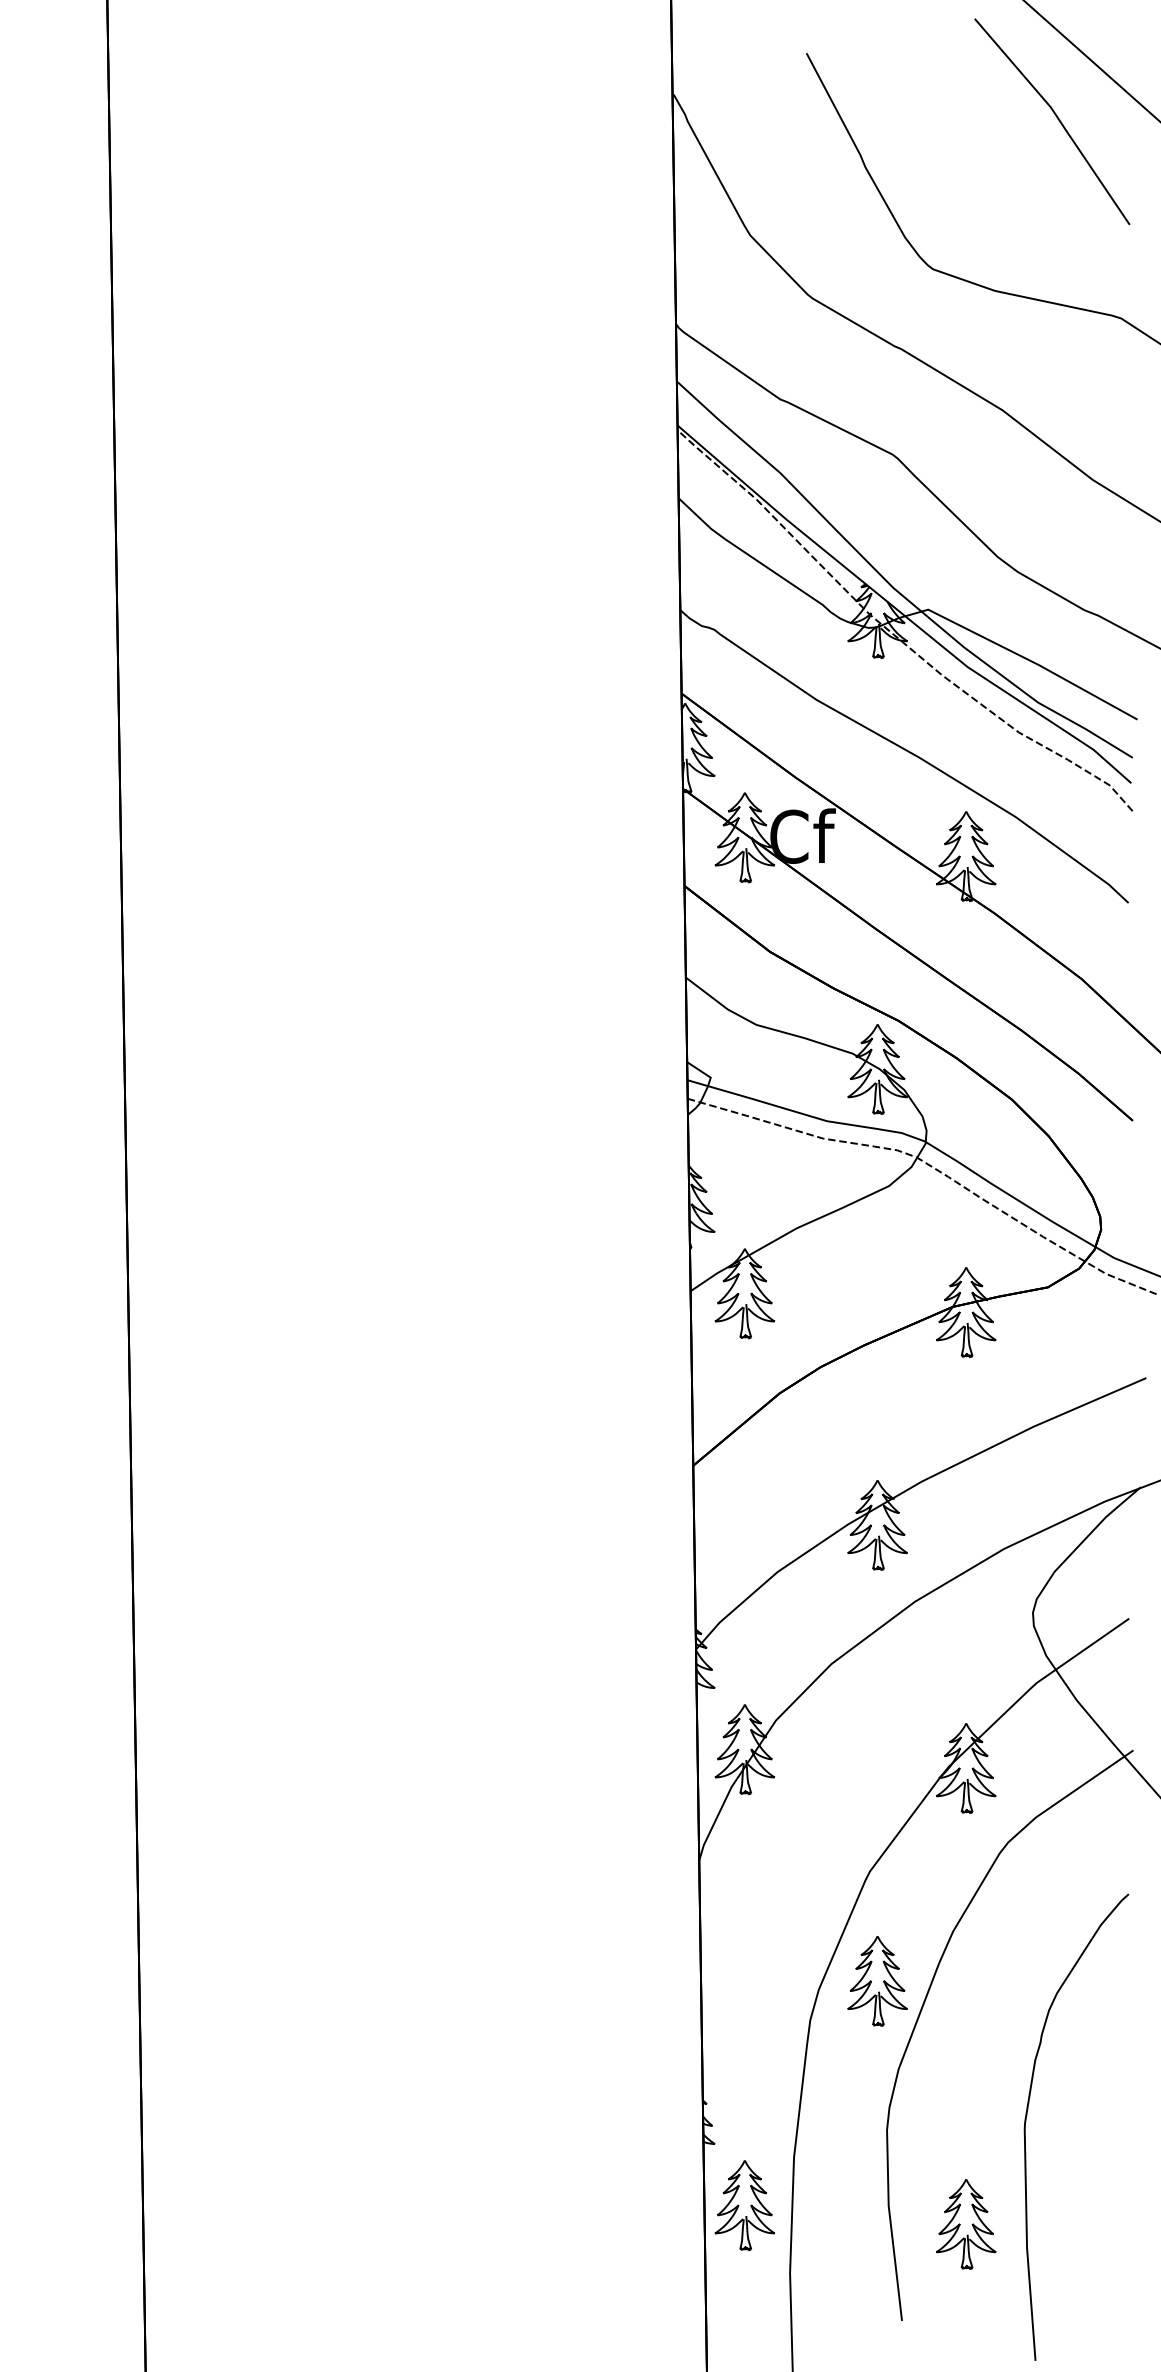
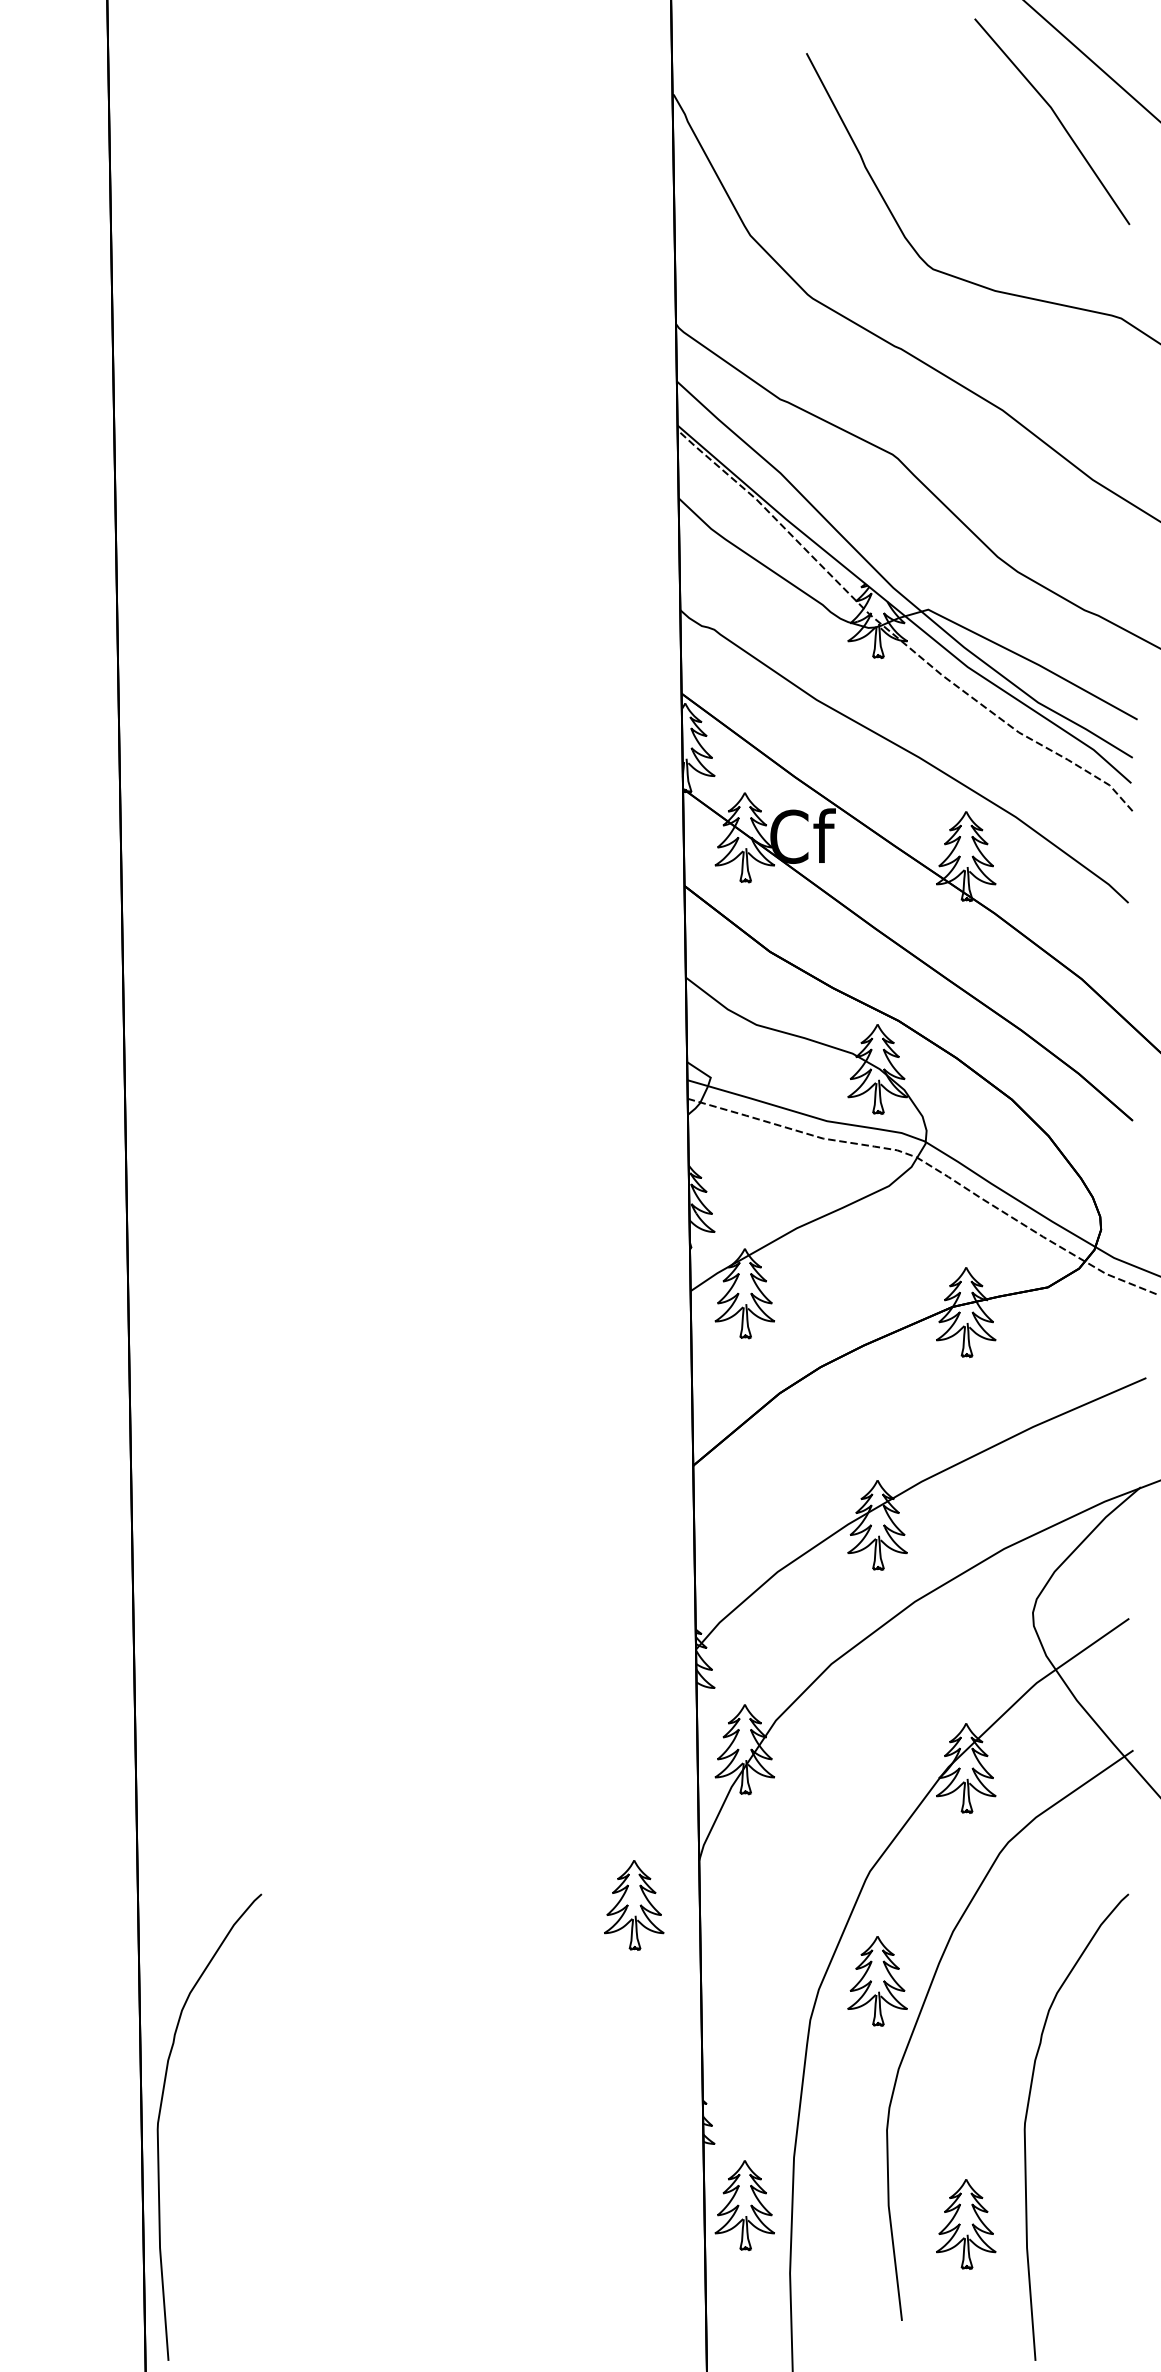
part: none -> present (634, 1905)
curve: none -> present (160, 2115)
